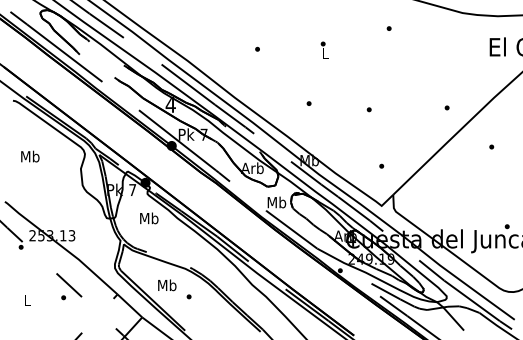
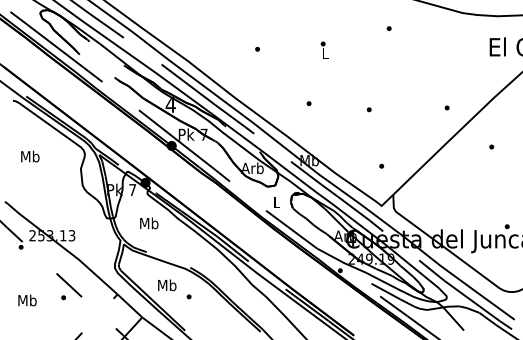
text: Mb -> L (276, 202)
text position: (149, 218) -> (149, 223) (149, 223)
text: L -> Mb (27, 300)
